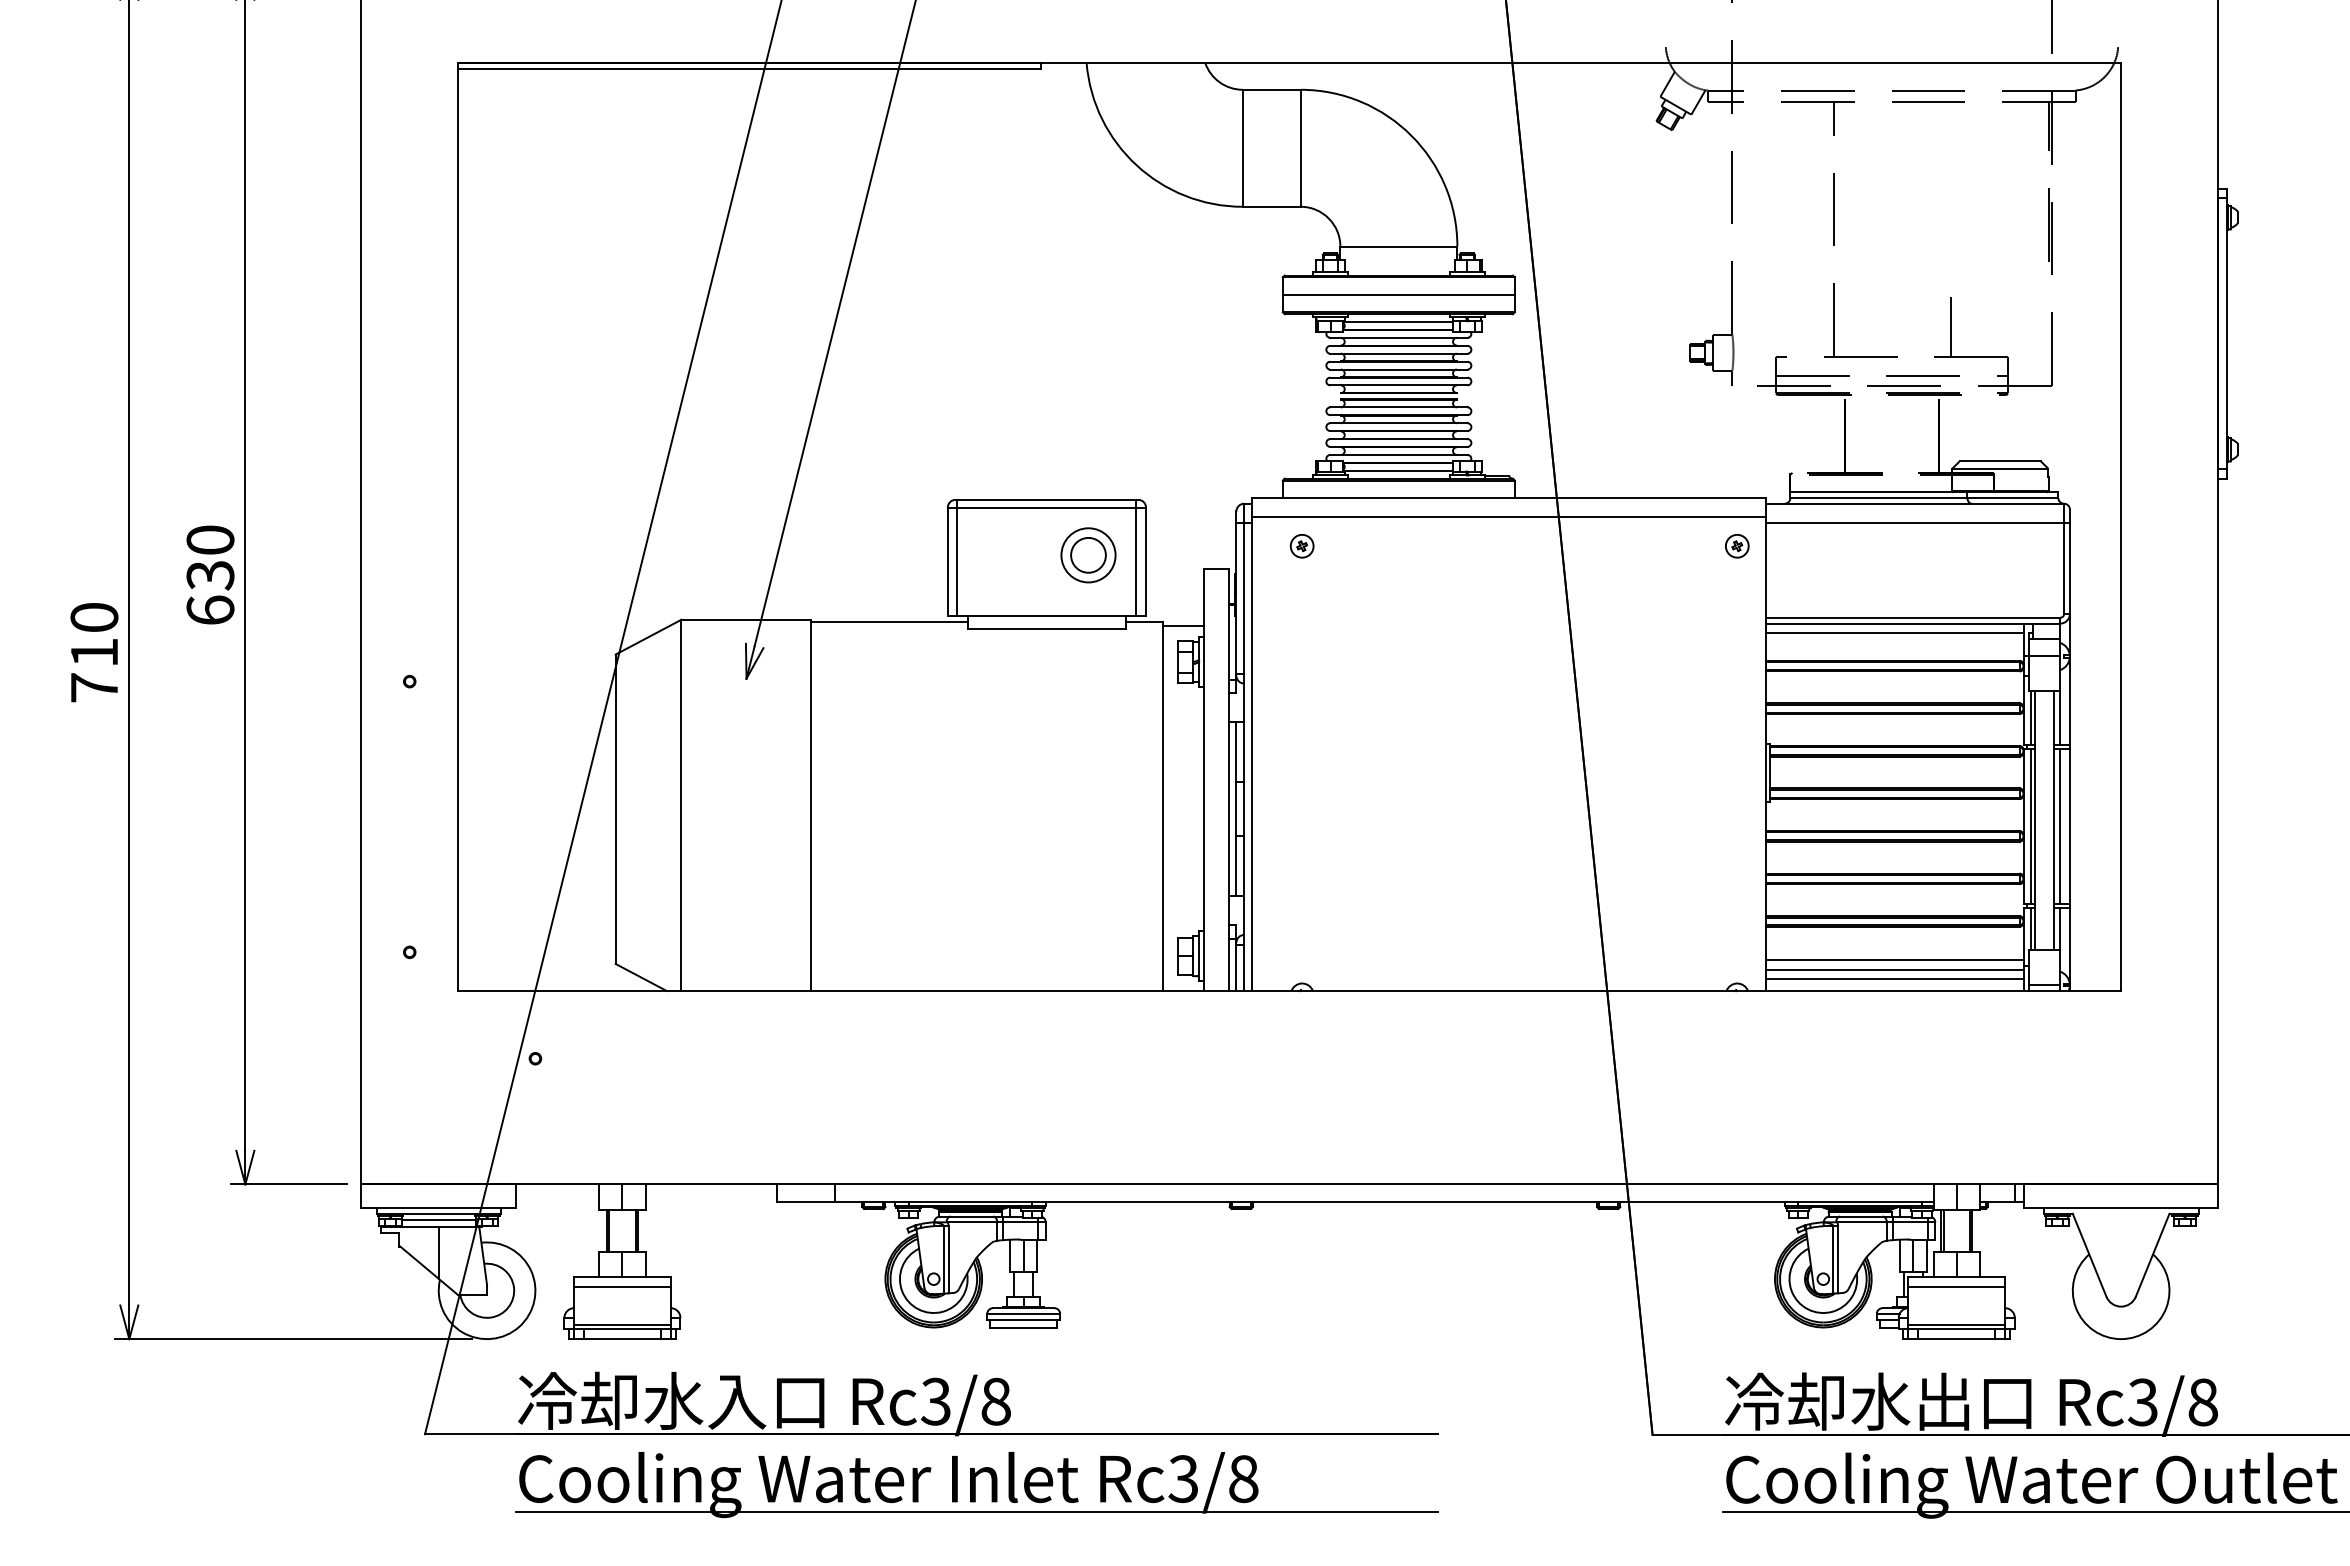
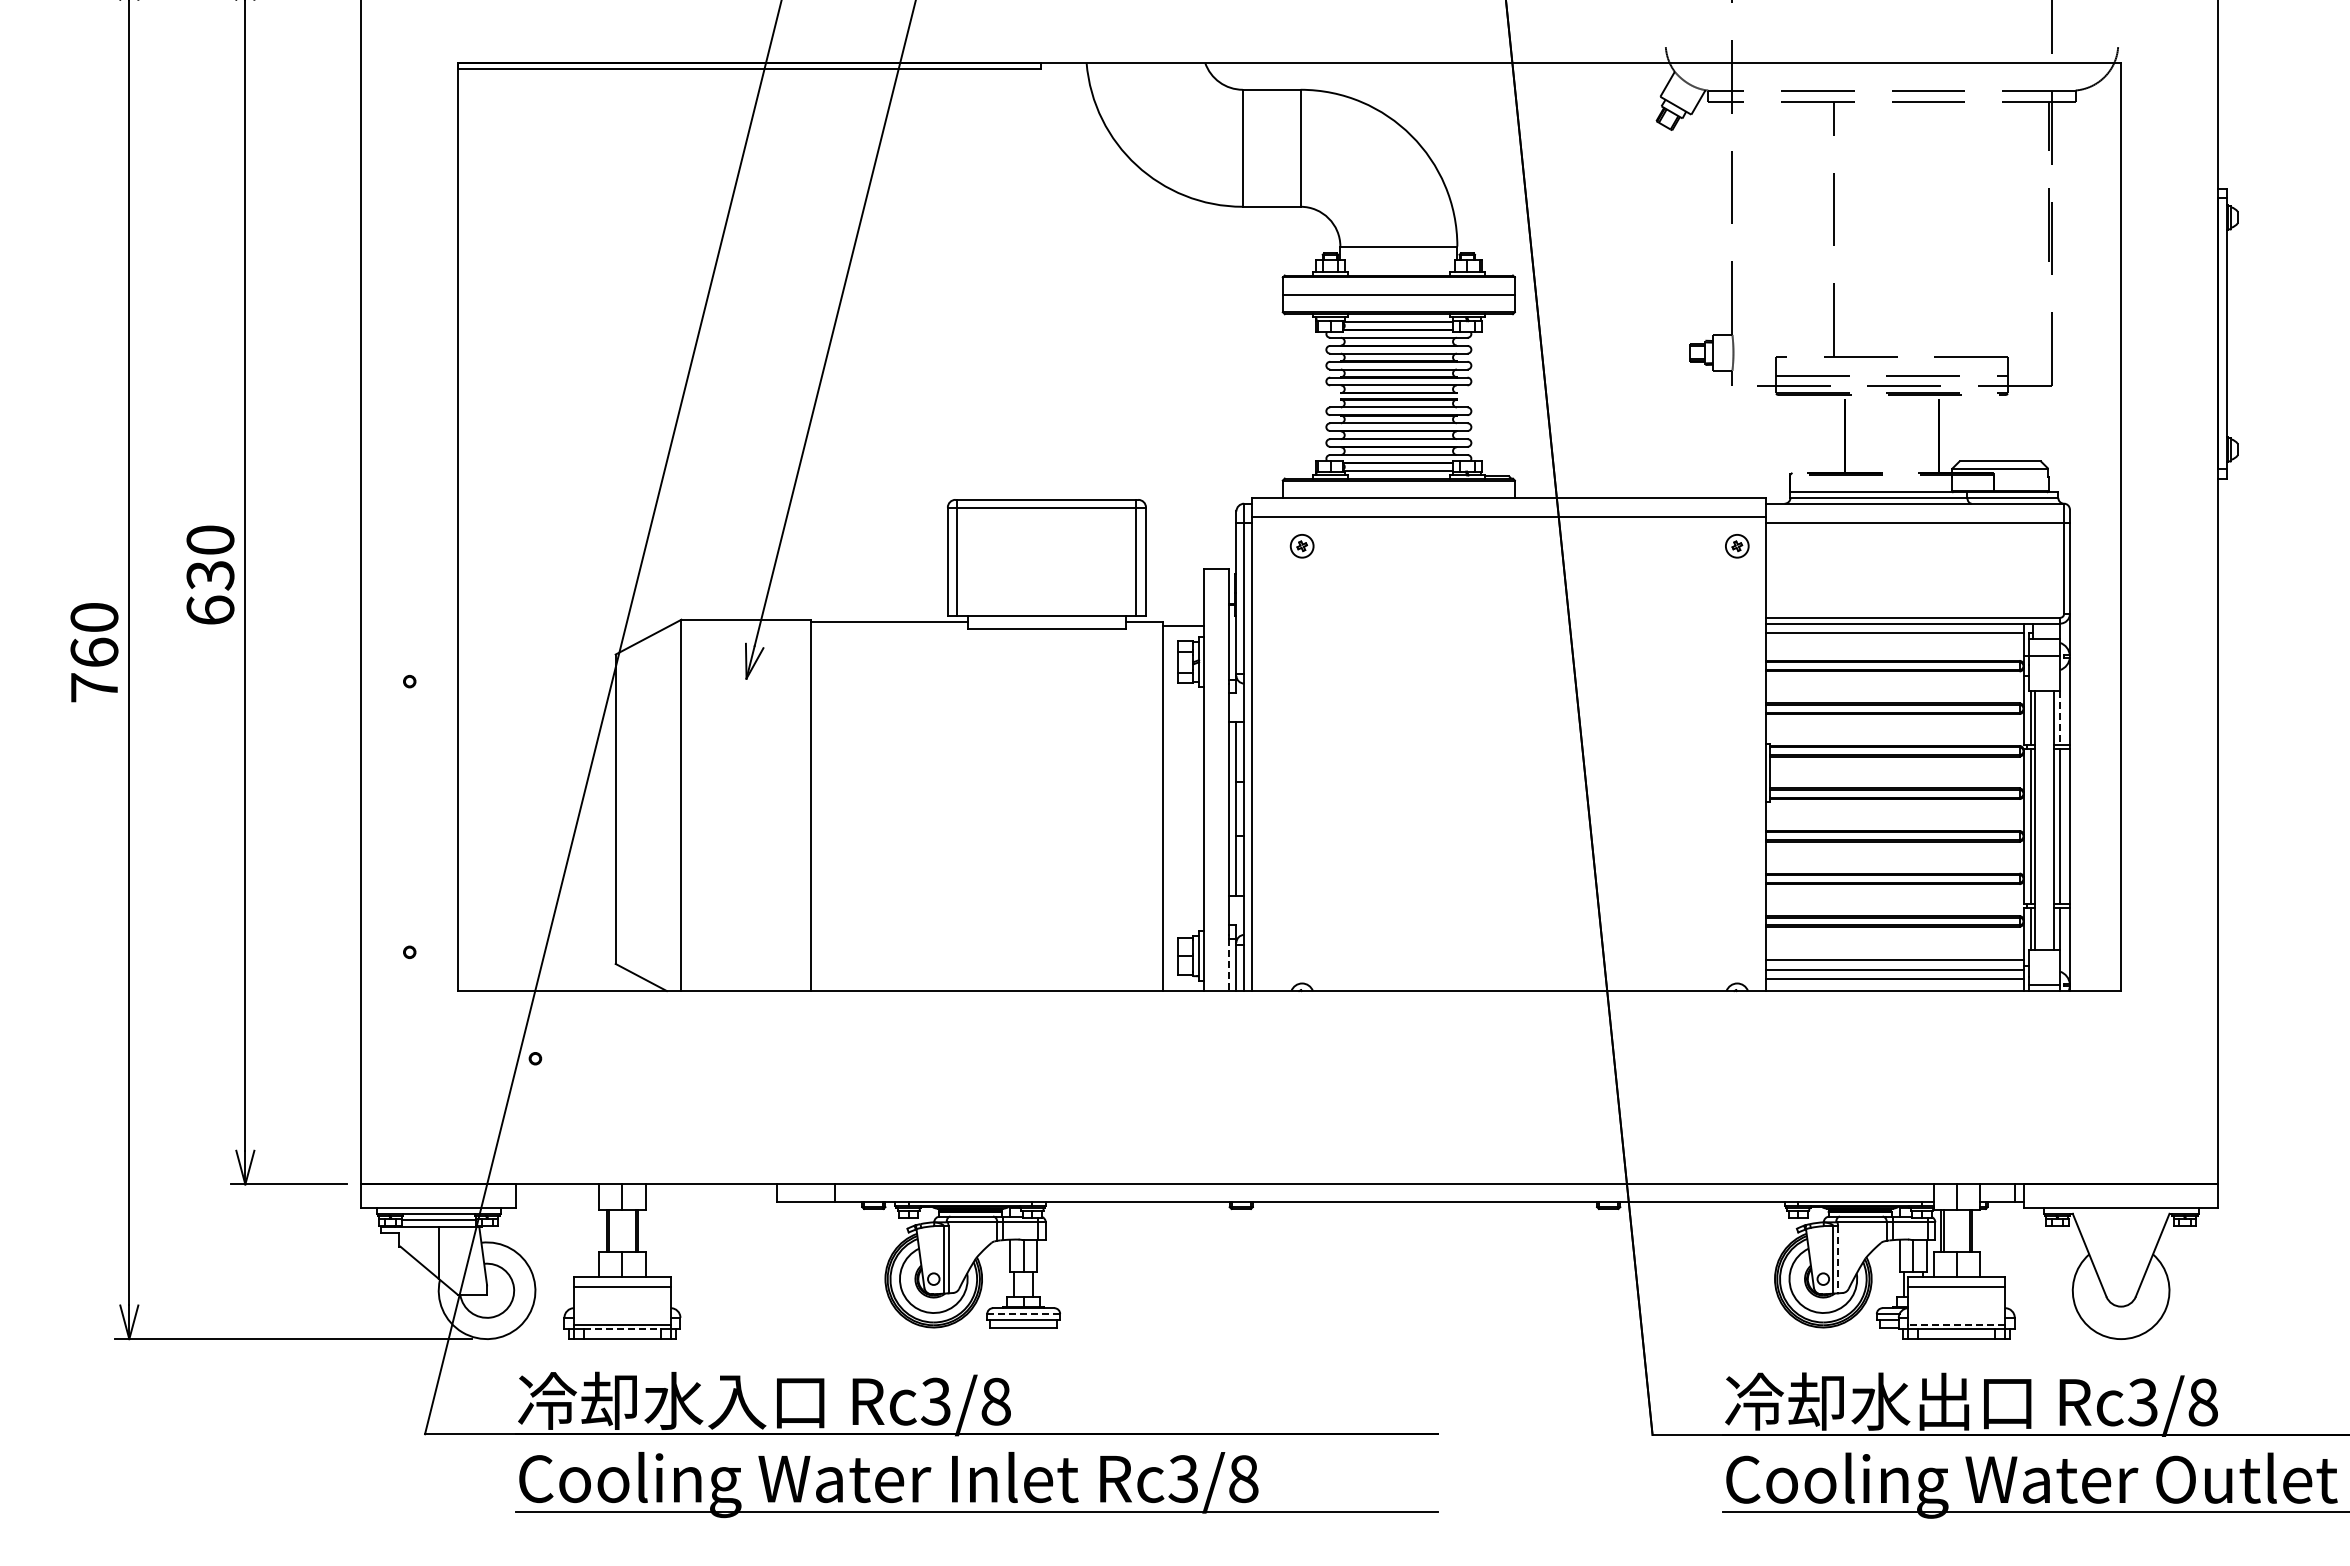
line: present -> none (1950, 326)
part: present -> none (1088, 555)
text: 710 -> 760 (94, 651)
line: solid -> dashed (2060, 718)
line: solid -> dashed (1228, 965)
line: solid -> dashed (1838, 1259)
line: solid -> dashed (1023, 1313)
line: solid -> dashed (1956, 1324)
line: solid -> dashed (622, 1329)
